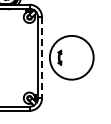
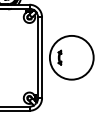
line: dashed -> solid (42, 58)
